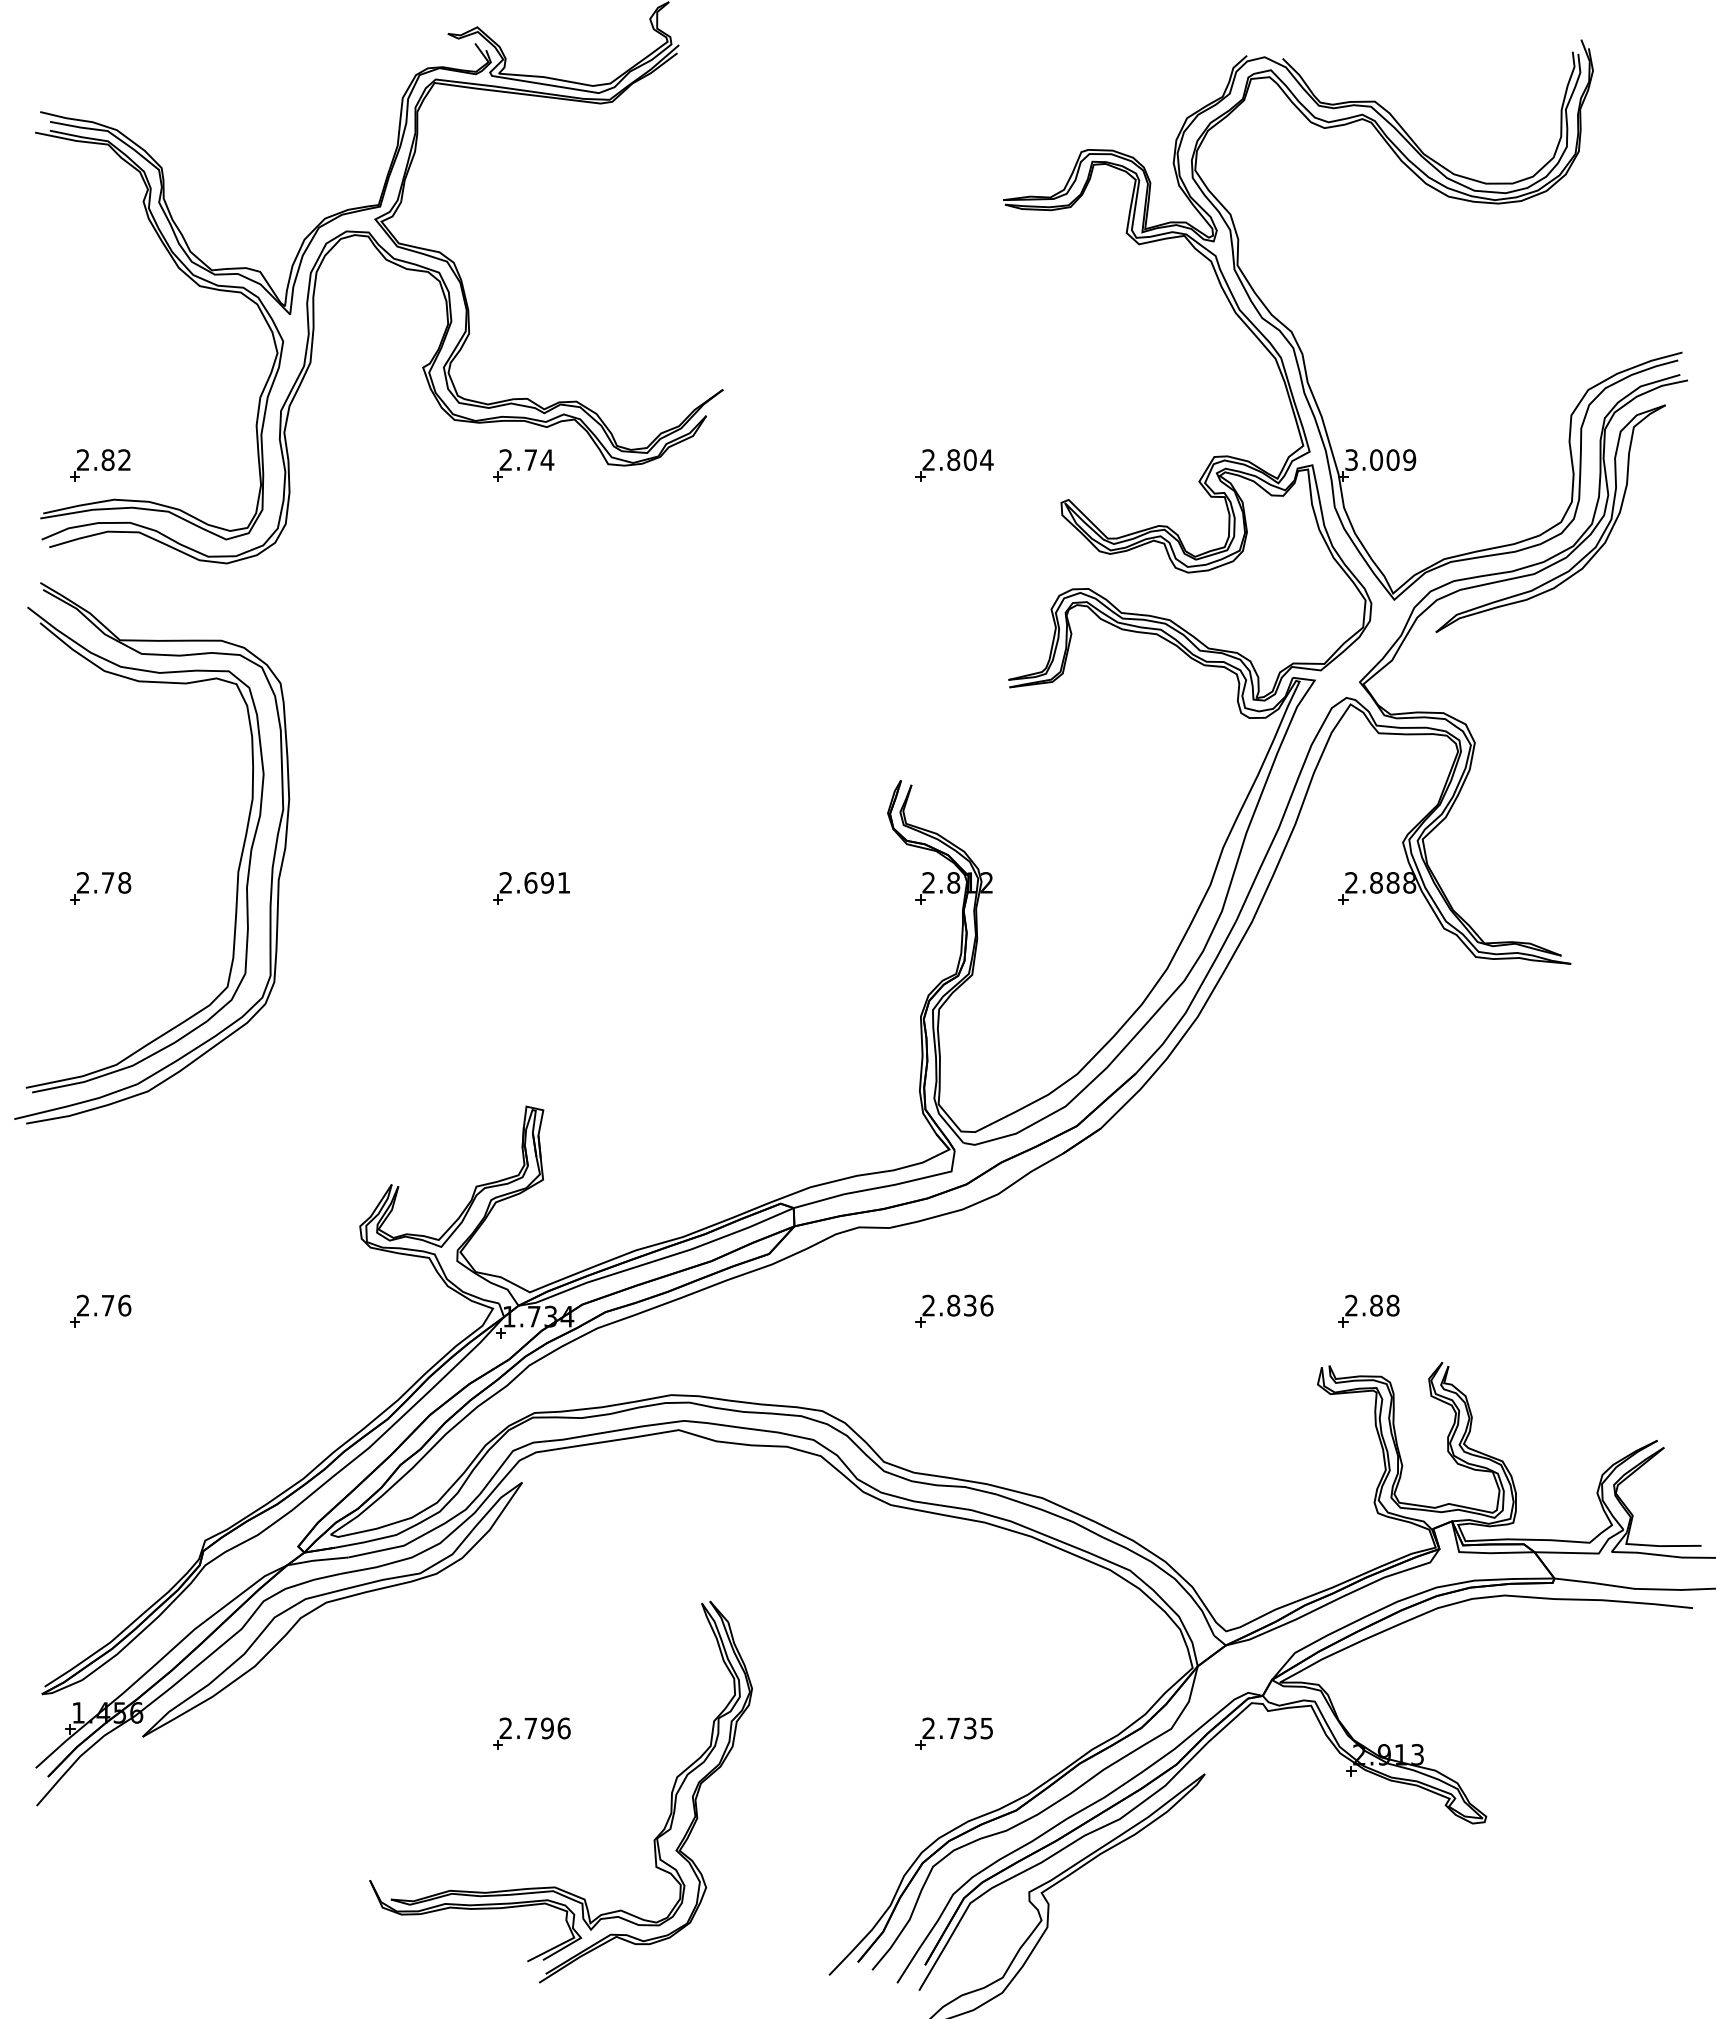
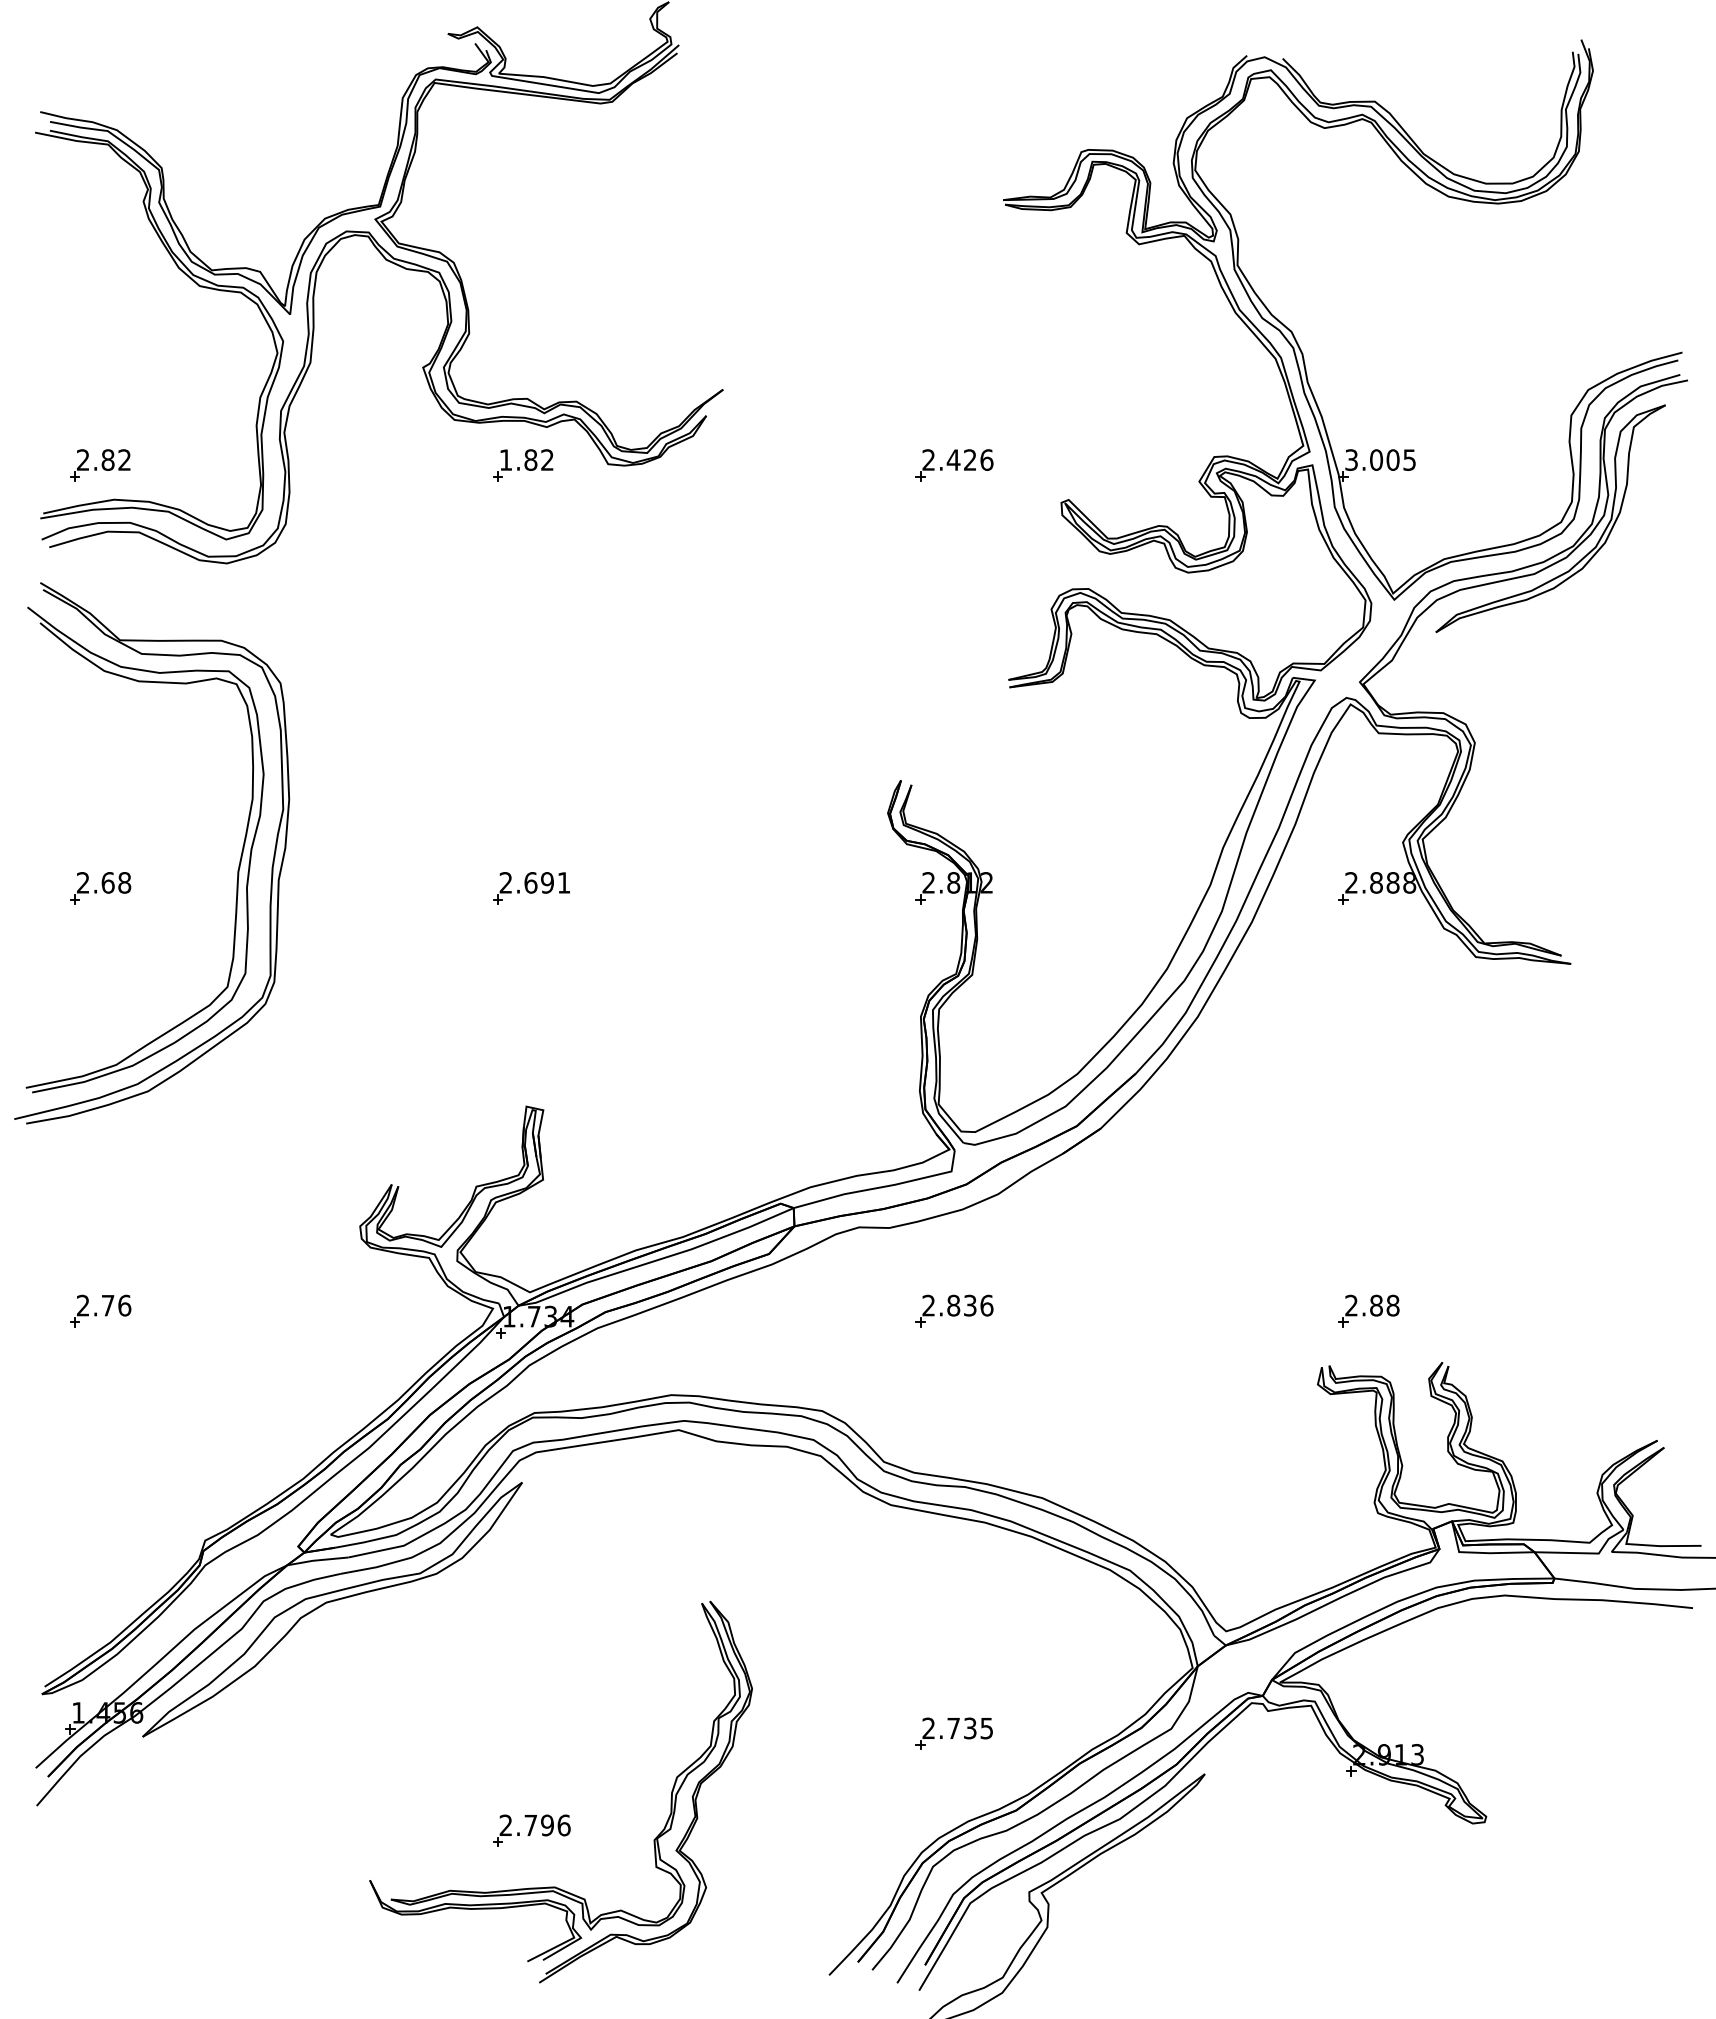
text: 2.74 -> 1.82 (526, 459)
text: 2.804 -> 2.426 (969, 459)
text: 3.009 -> 3.005 (1409, 459)
text: 2.78 -> 2.68 (107, 882)
part position: (531, 1733) -> (531, 1830) (531, 1830)
